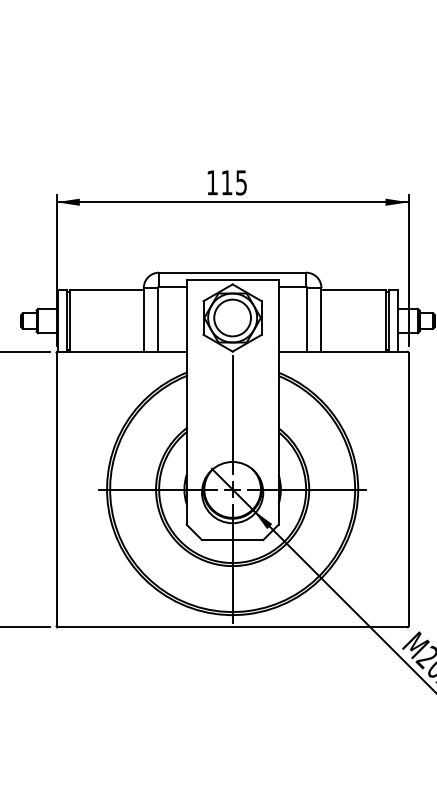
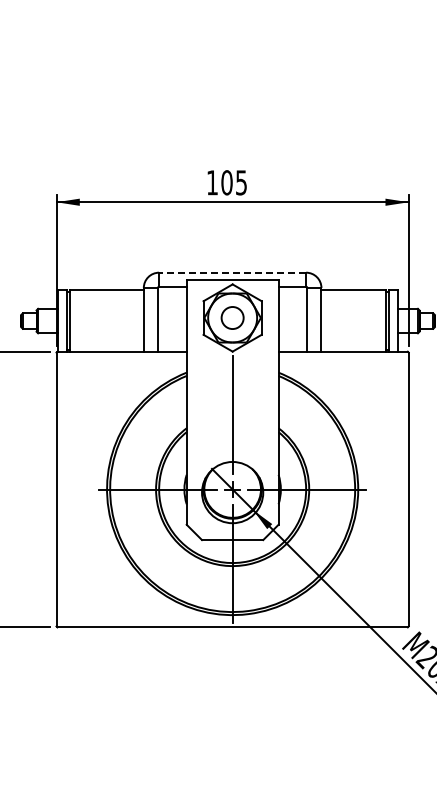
text: 115 -> 105 (226, 182)
line: solid -> dashed (232, 272)
circle diameter: 37 px -> 22 px (232, 318)
